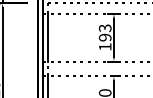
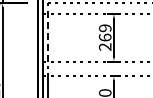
line: solid -> dashed (47, 37)
text: 193 -> 269 (104, 37)
